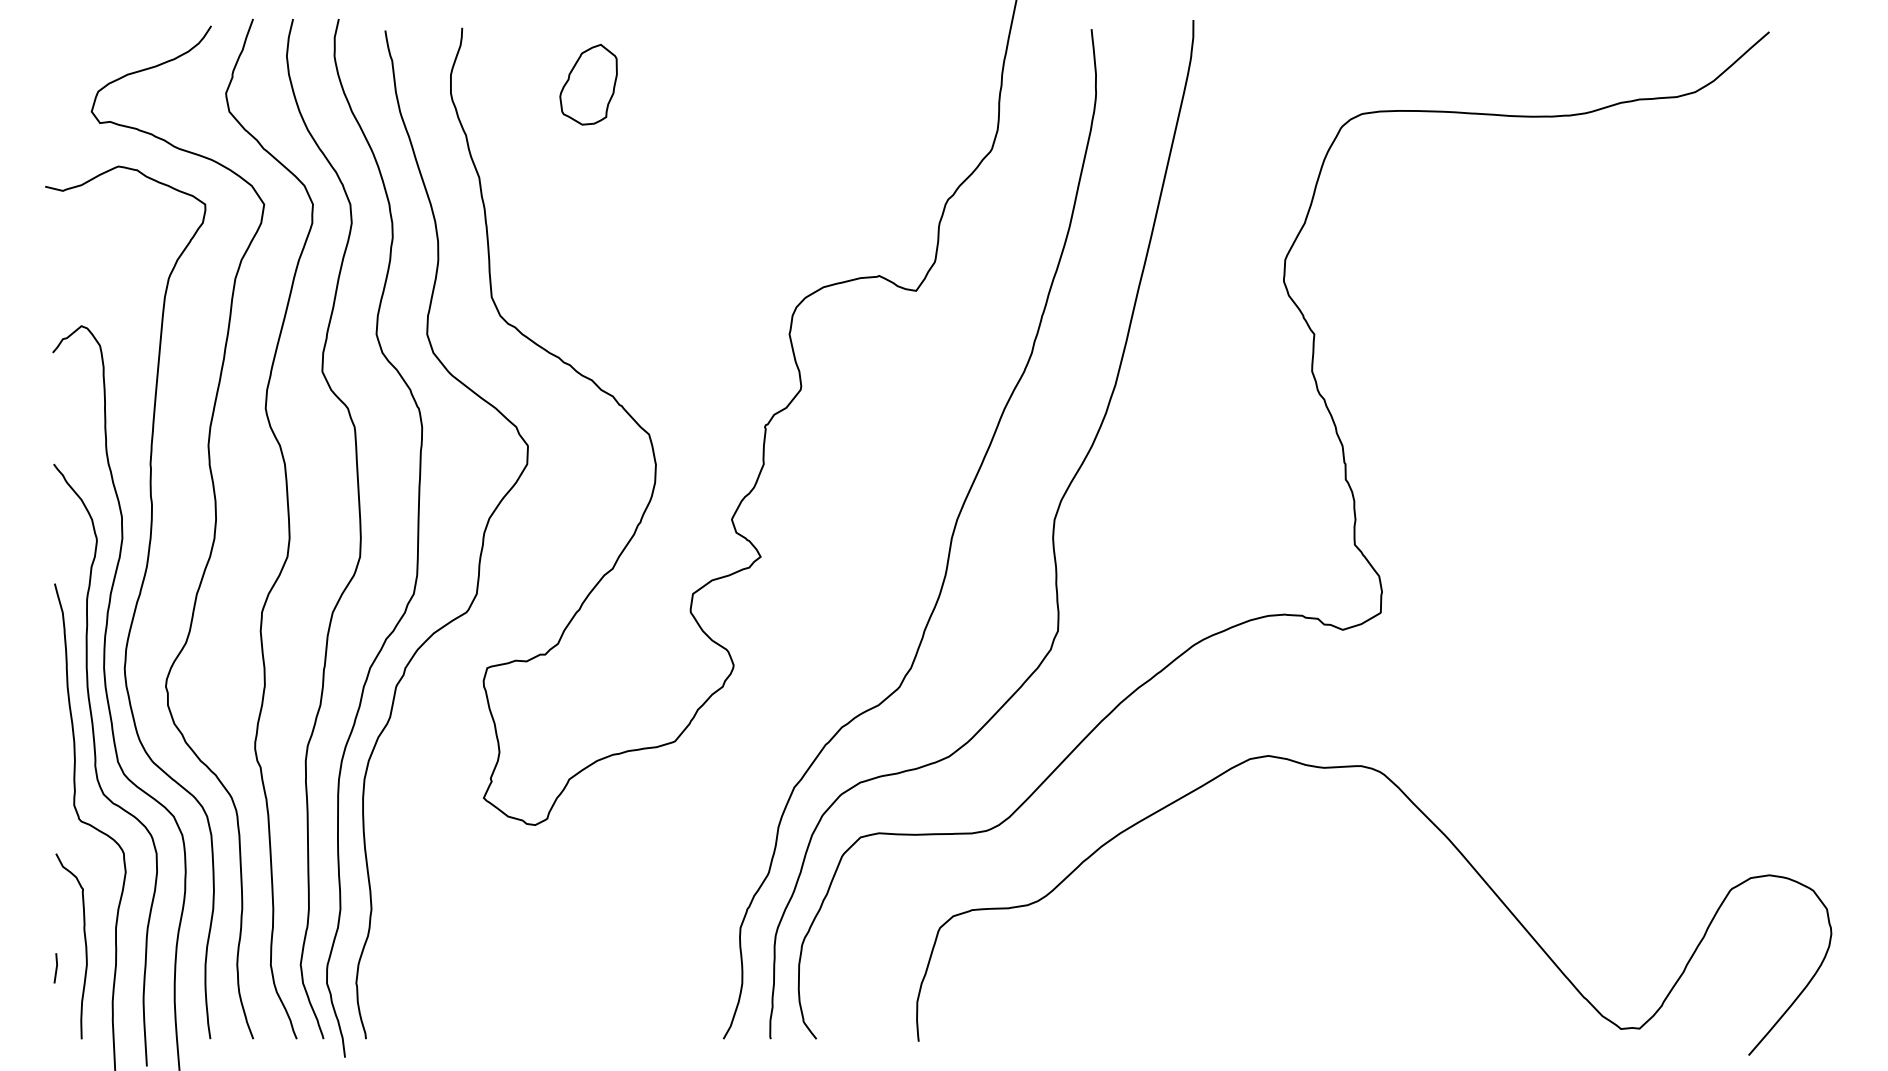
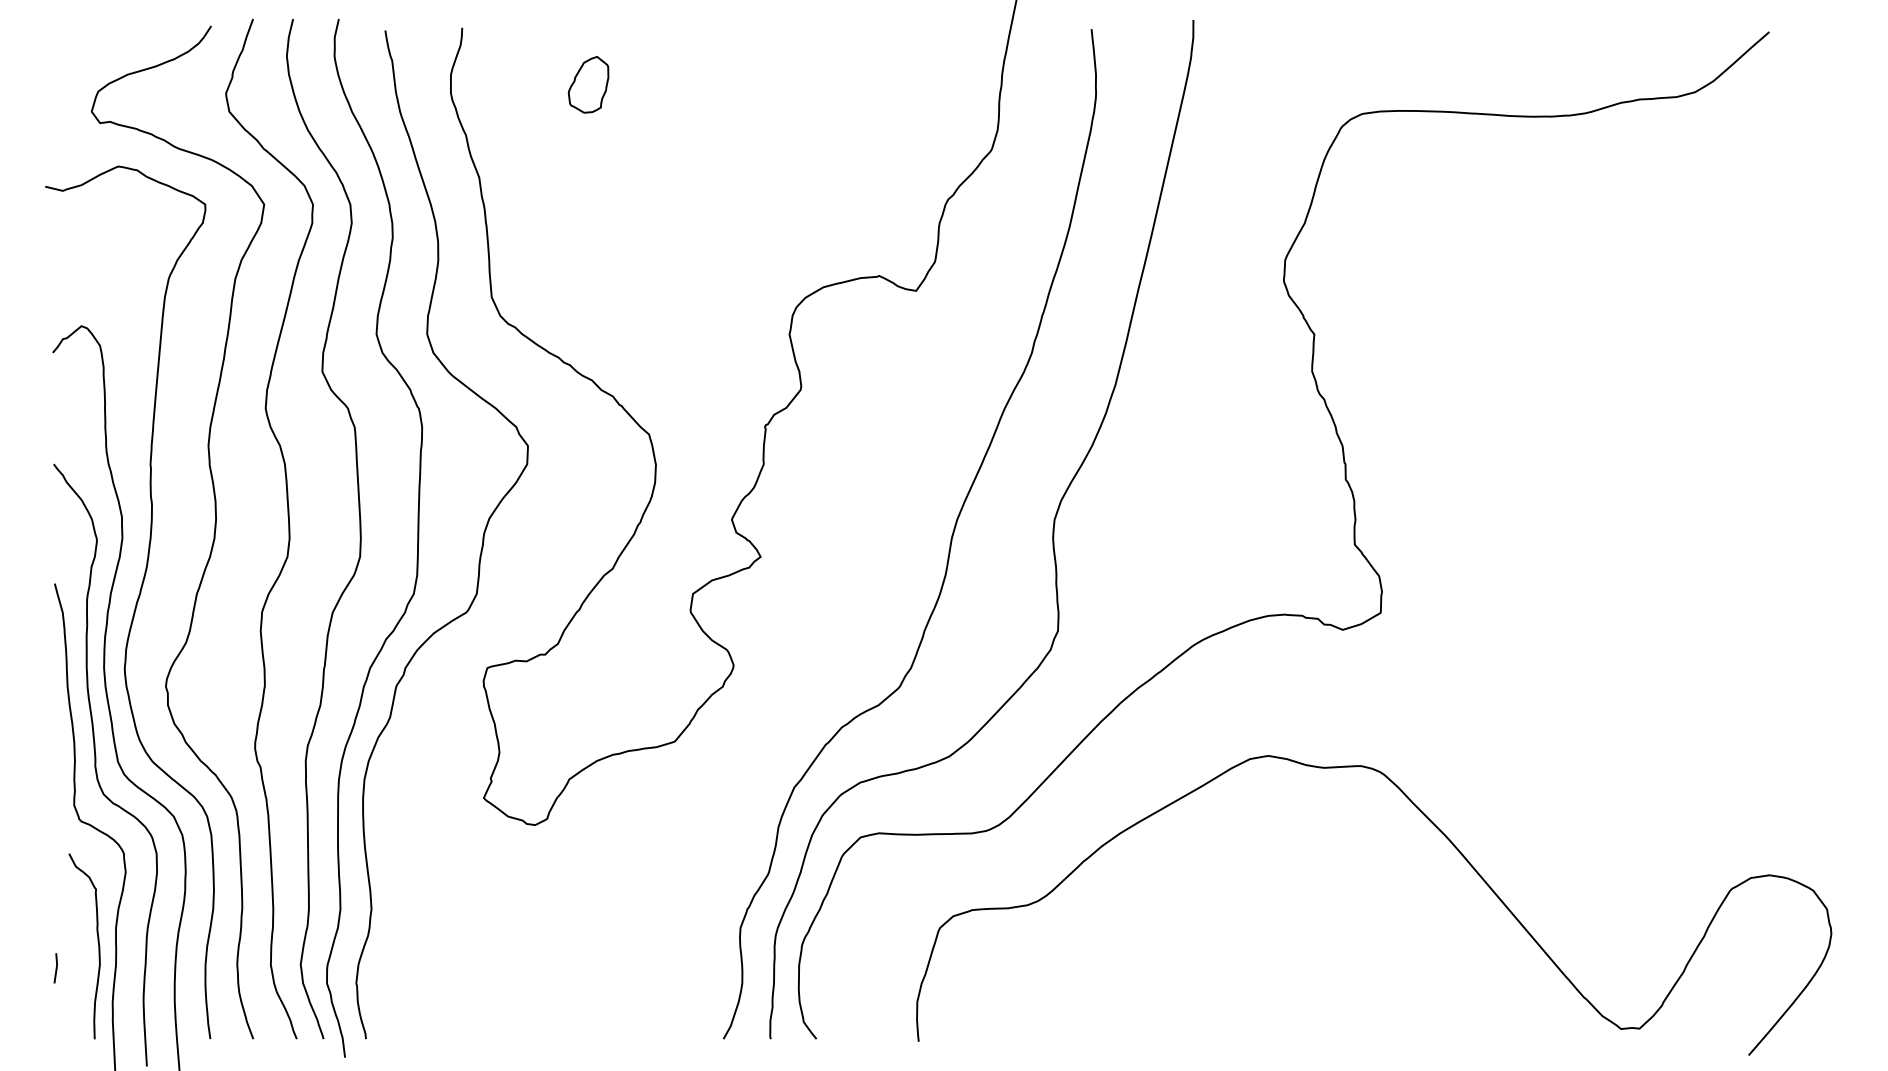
part size: 59x82 px -> 43x58 px (588, 84)
curve position: (84, 942) -> (97, 942) (97, 942)
